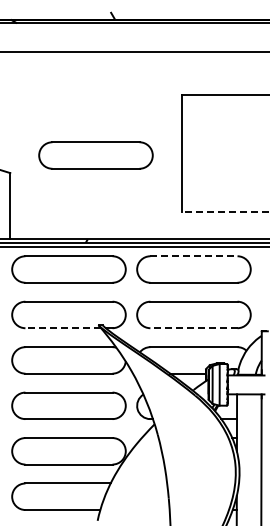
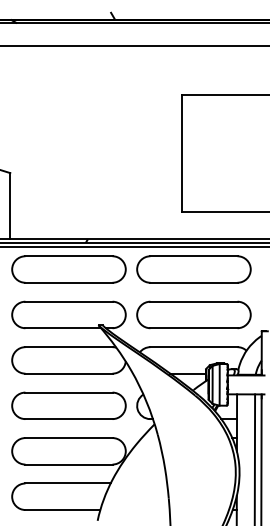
line position: (134, 52) -> (134, 46) (134, 46)
part: present -> none (95, 155)
line: dashed -> solid (225, 212)
line: dashed -> solid (193, 256)
line: dashed -> solid (63, 328)
line: dashed -> solid (193, 328)
line: none -> present (254, 458)
